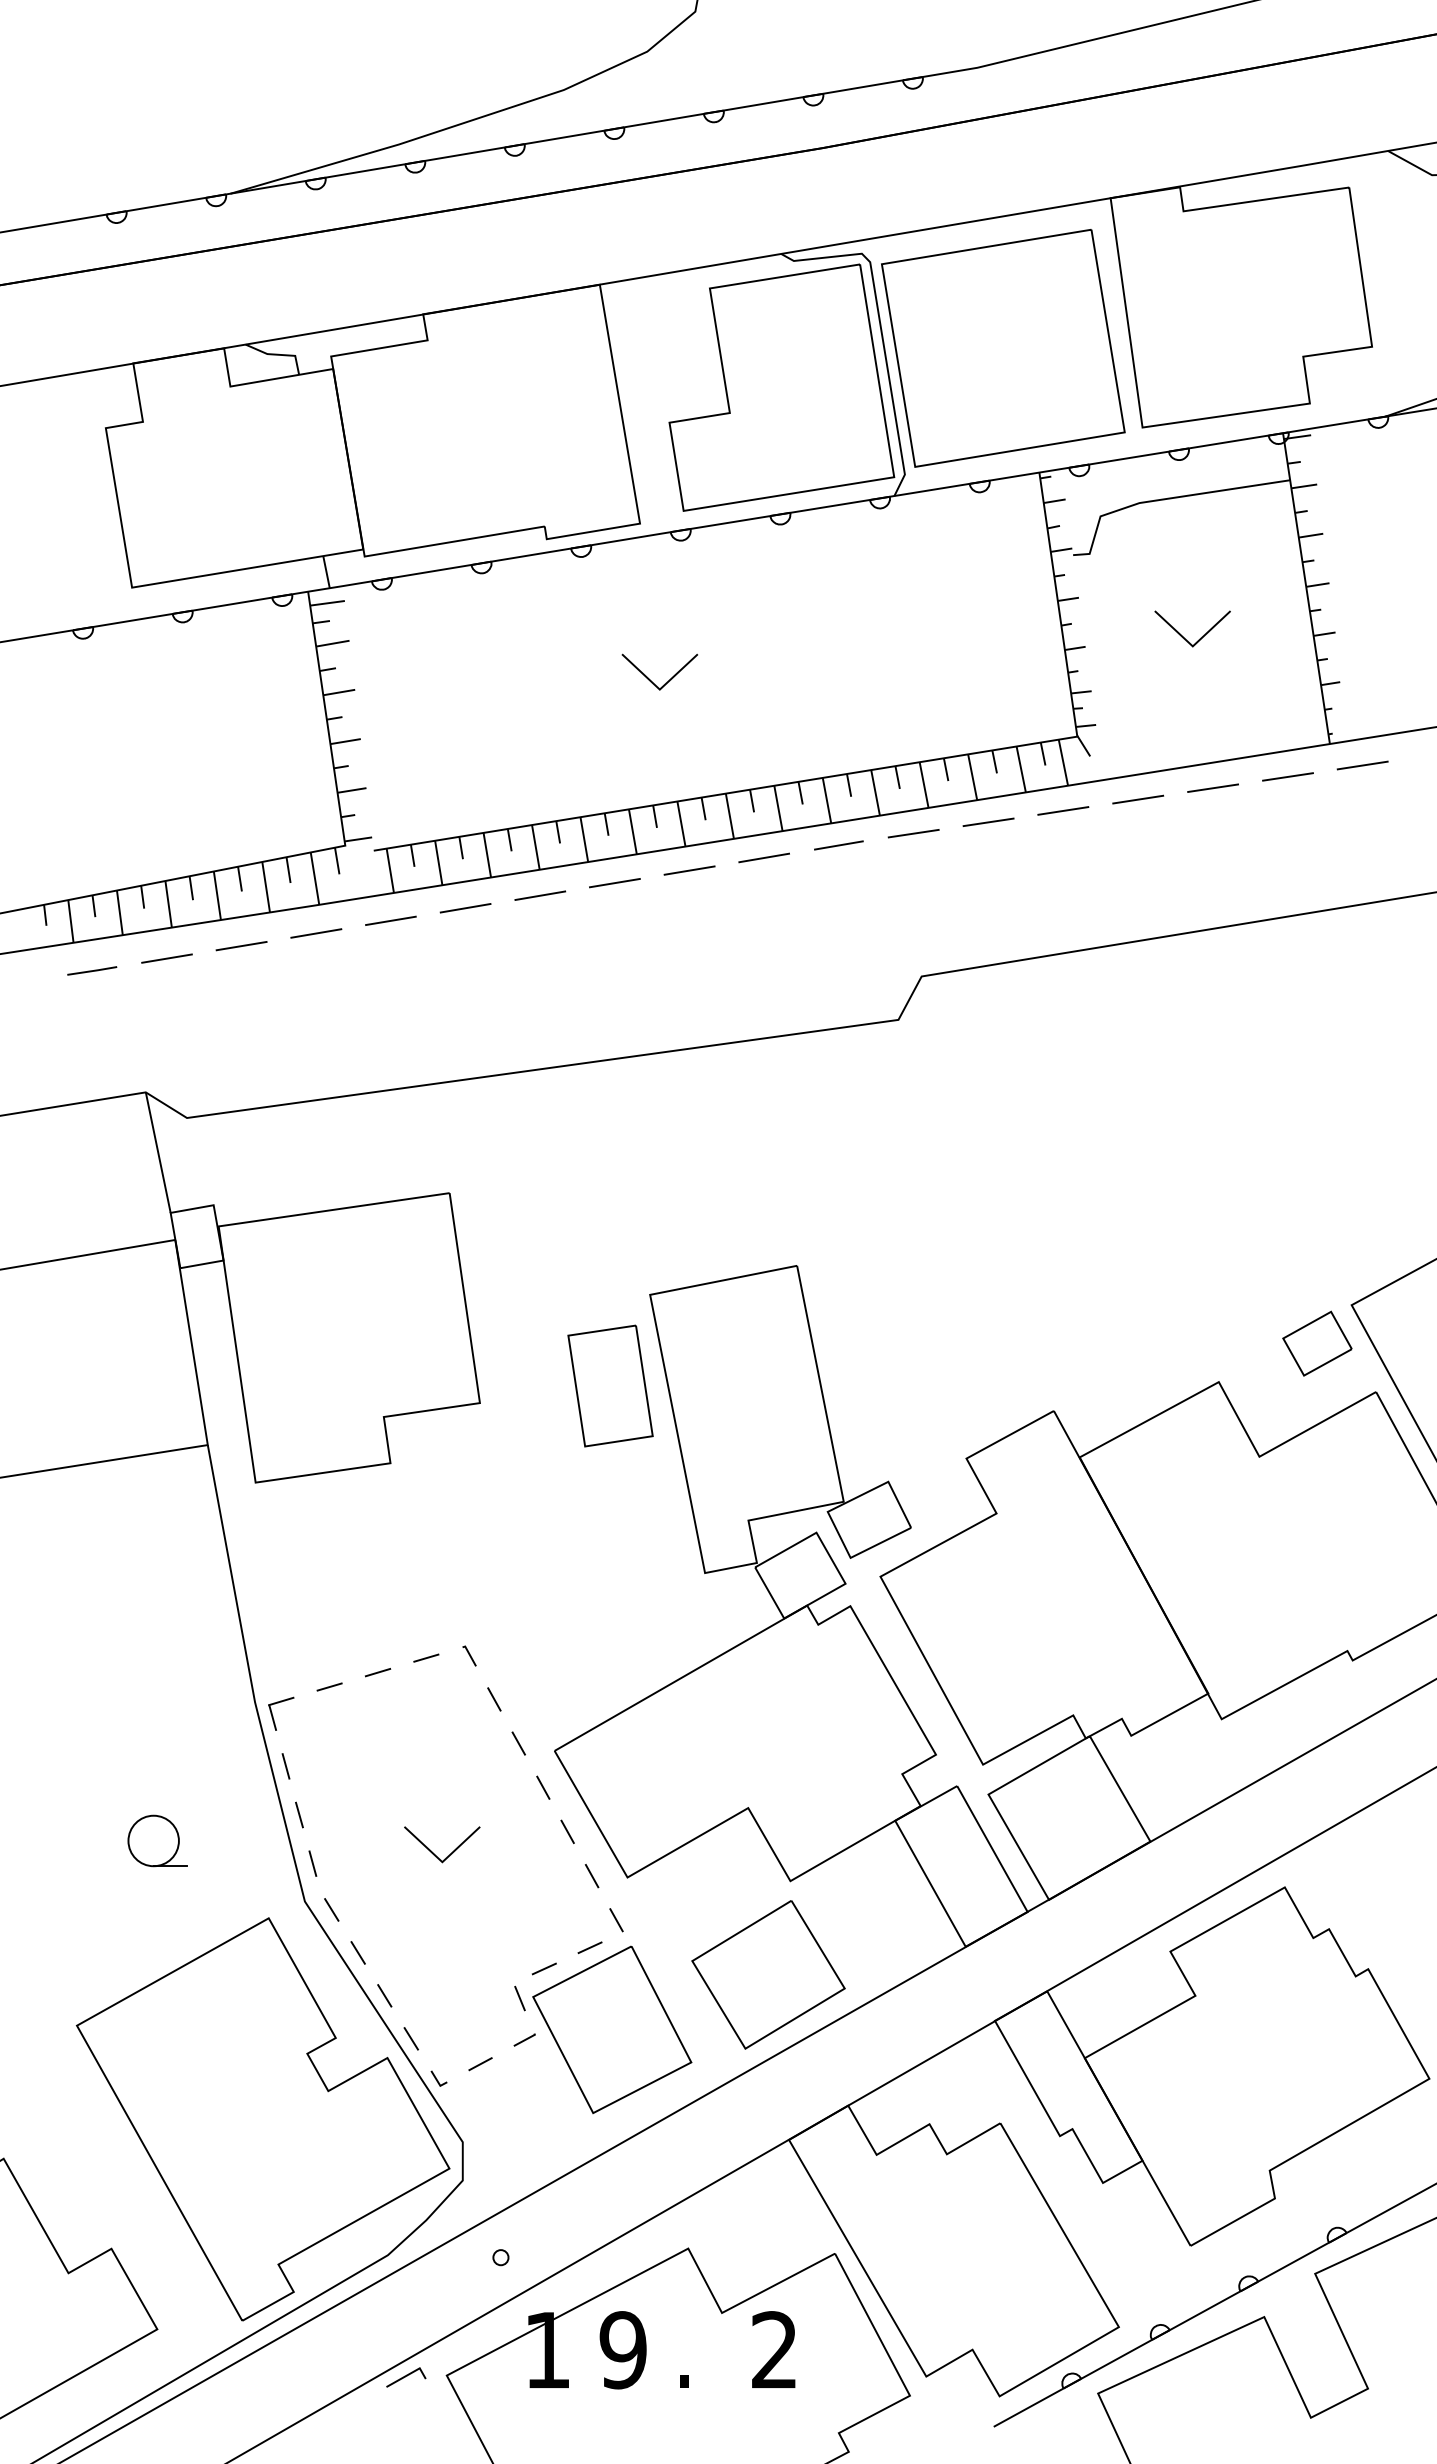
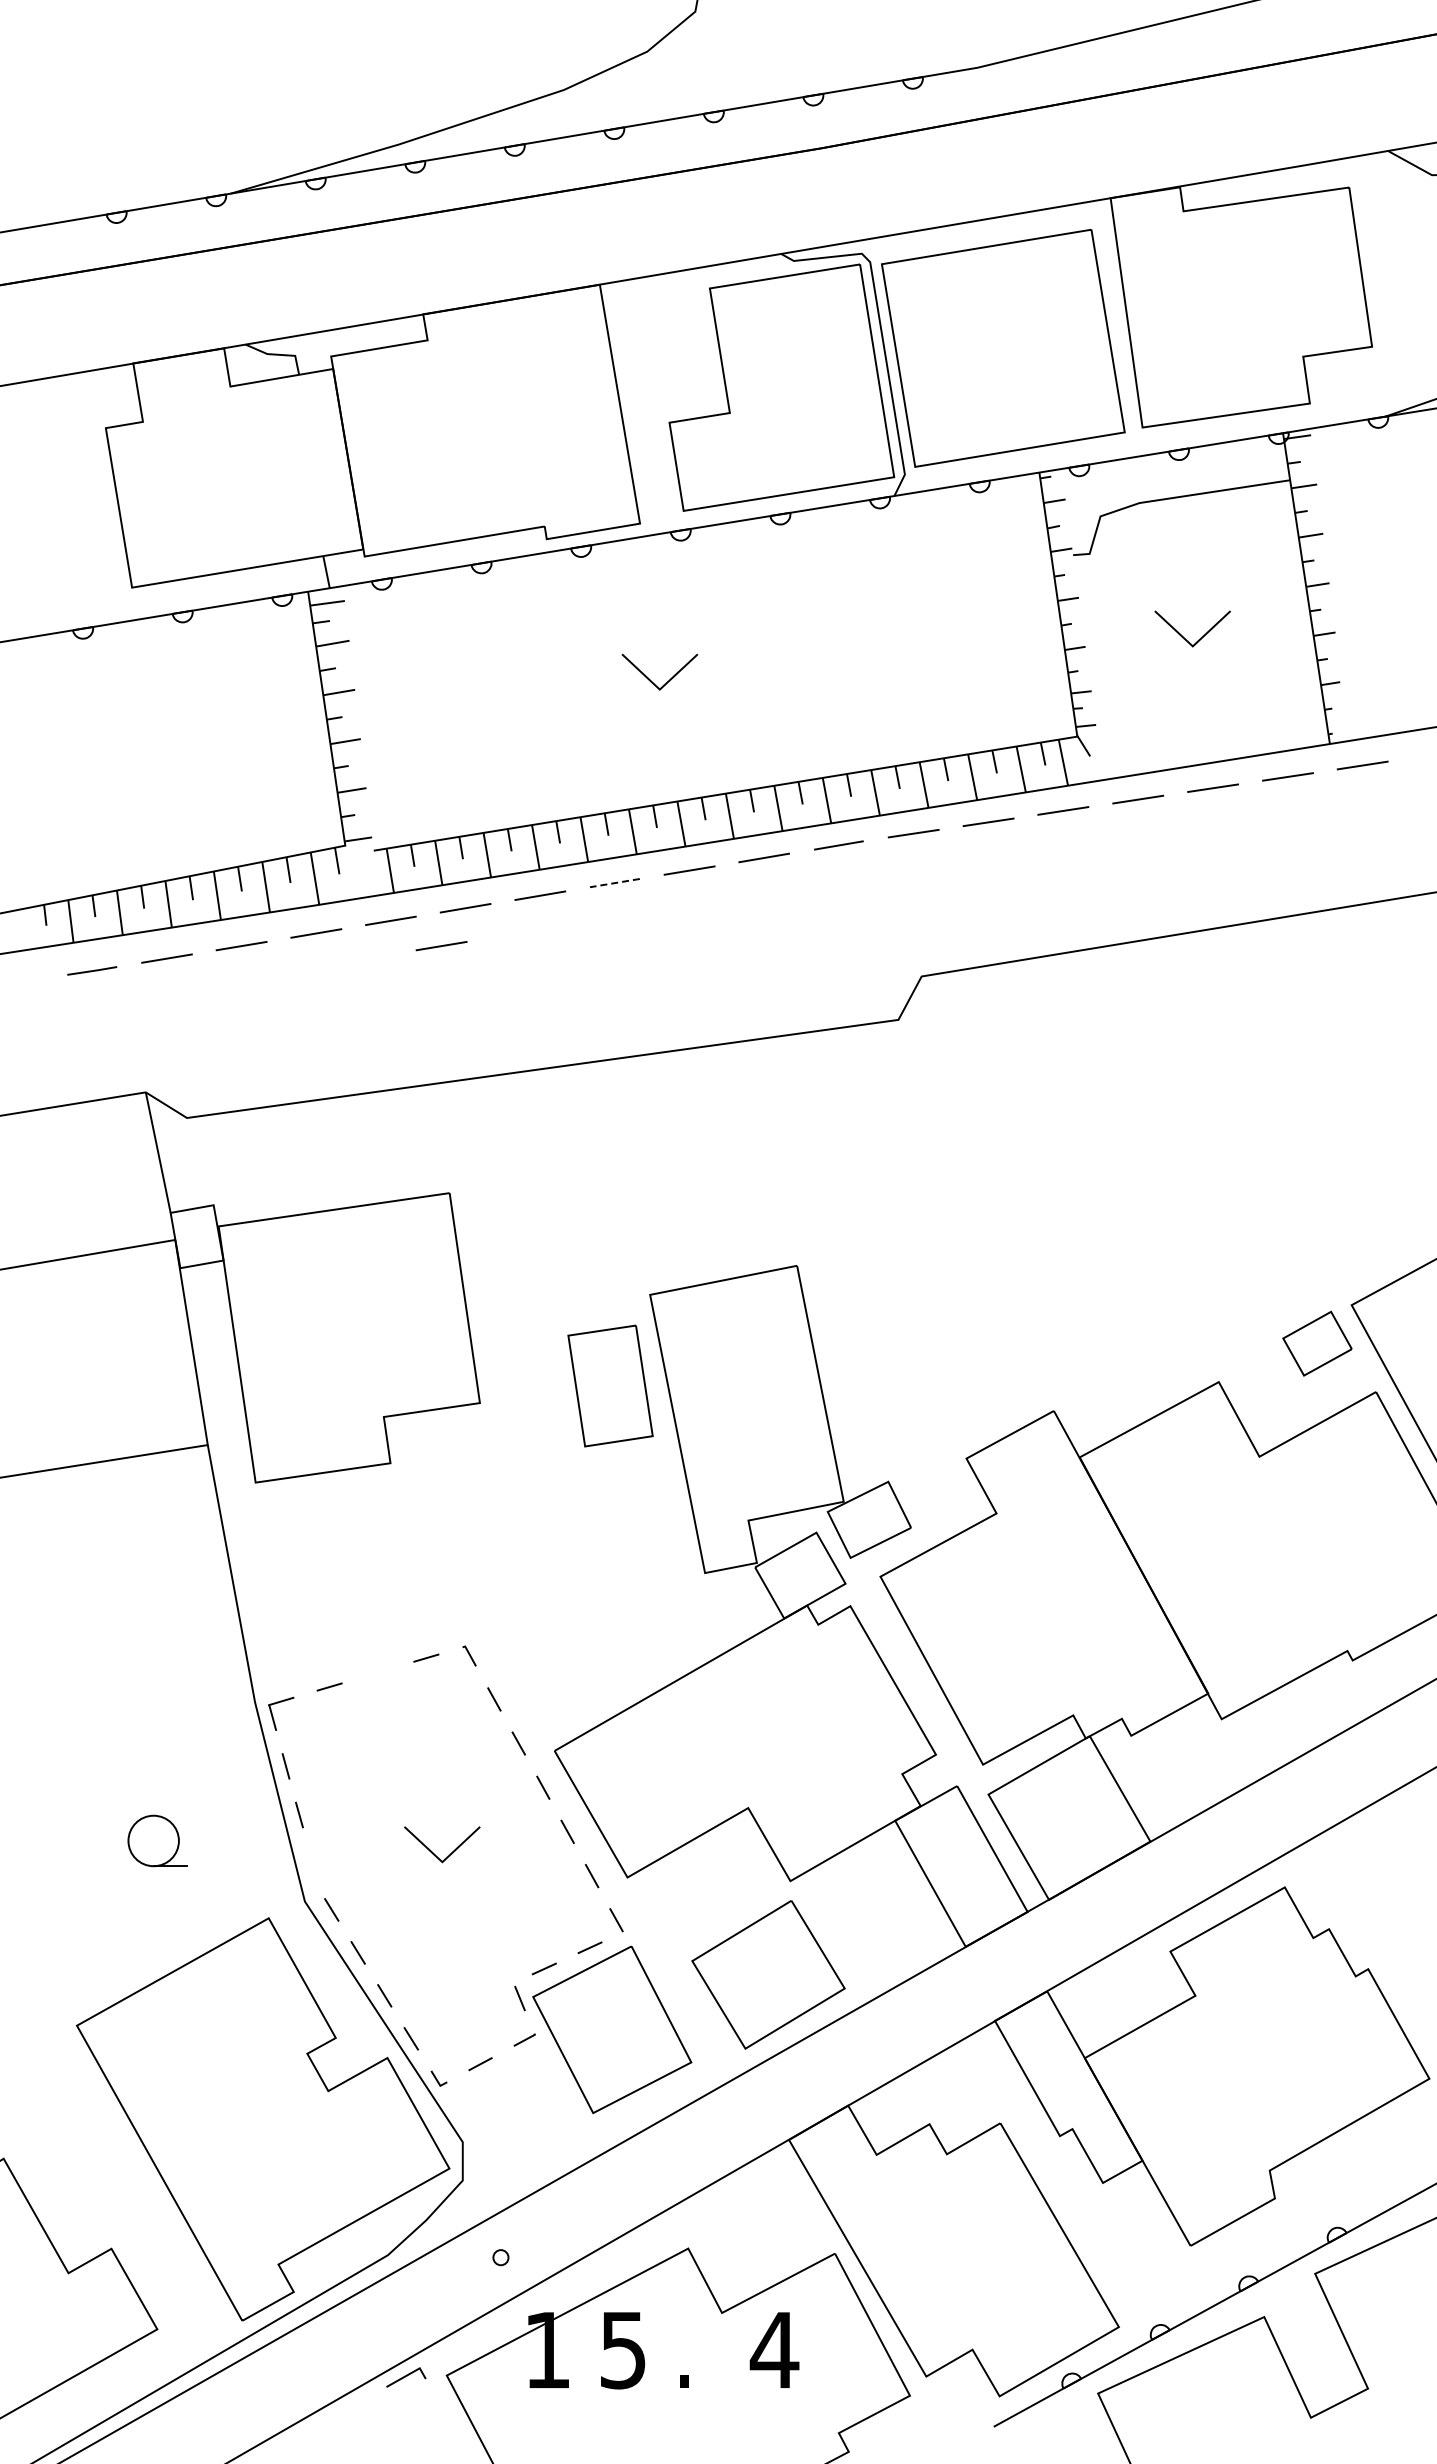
line: solid -> dashed (614, 883)
line: none -> present (441, 946)
line: present -> none (377, 1672)
line: present -> none (312, 1863)
text: 2 -> 4 (774, 2349)
text: 9 -> 5 (622, 2350)
